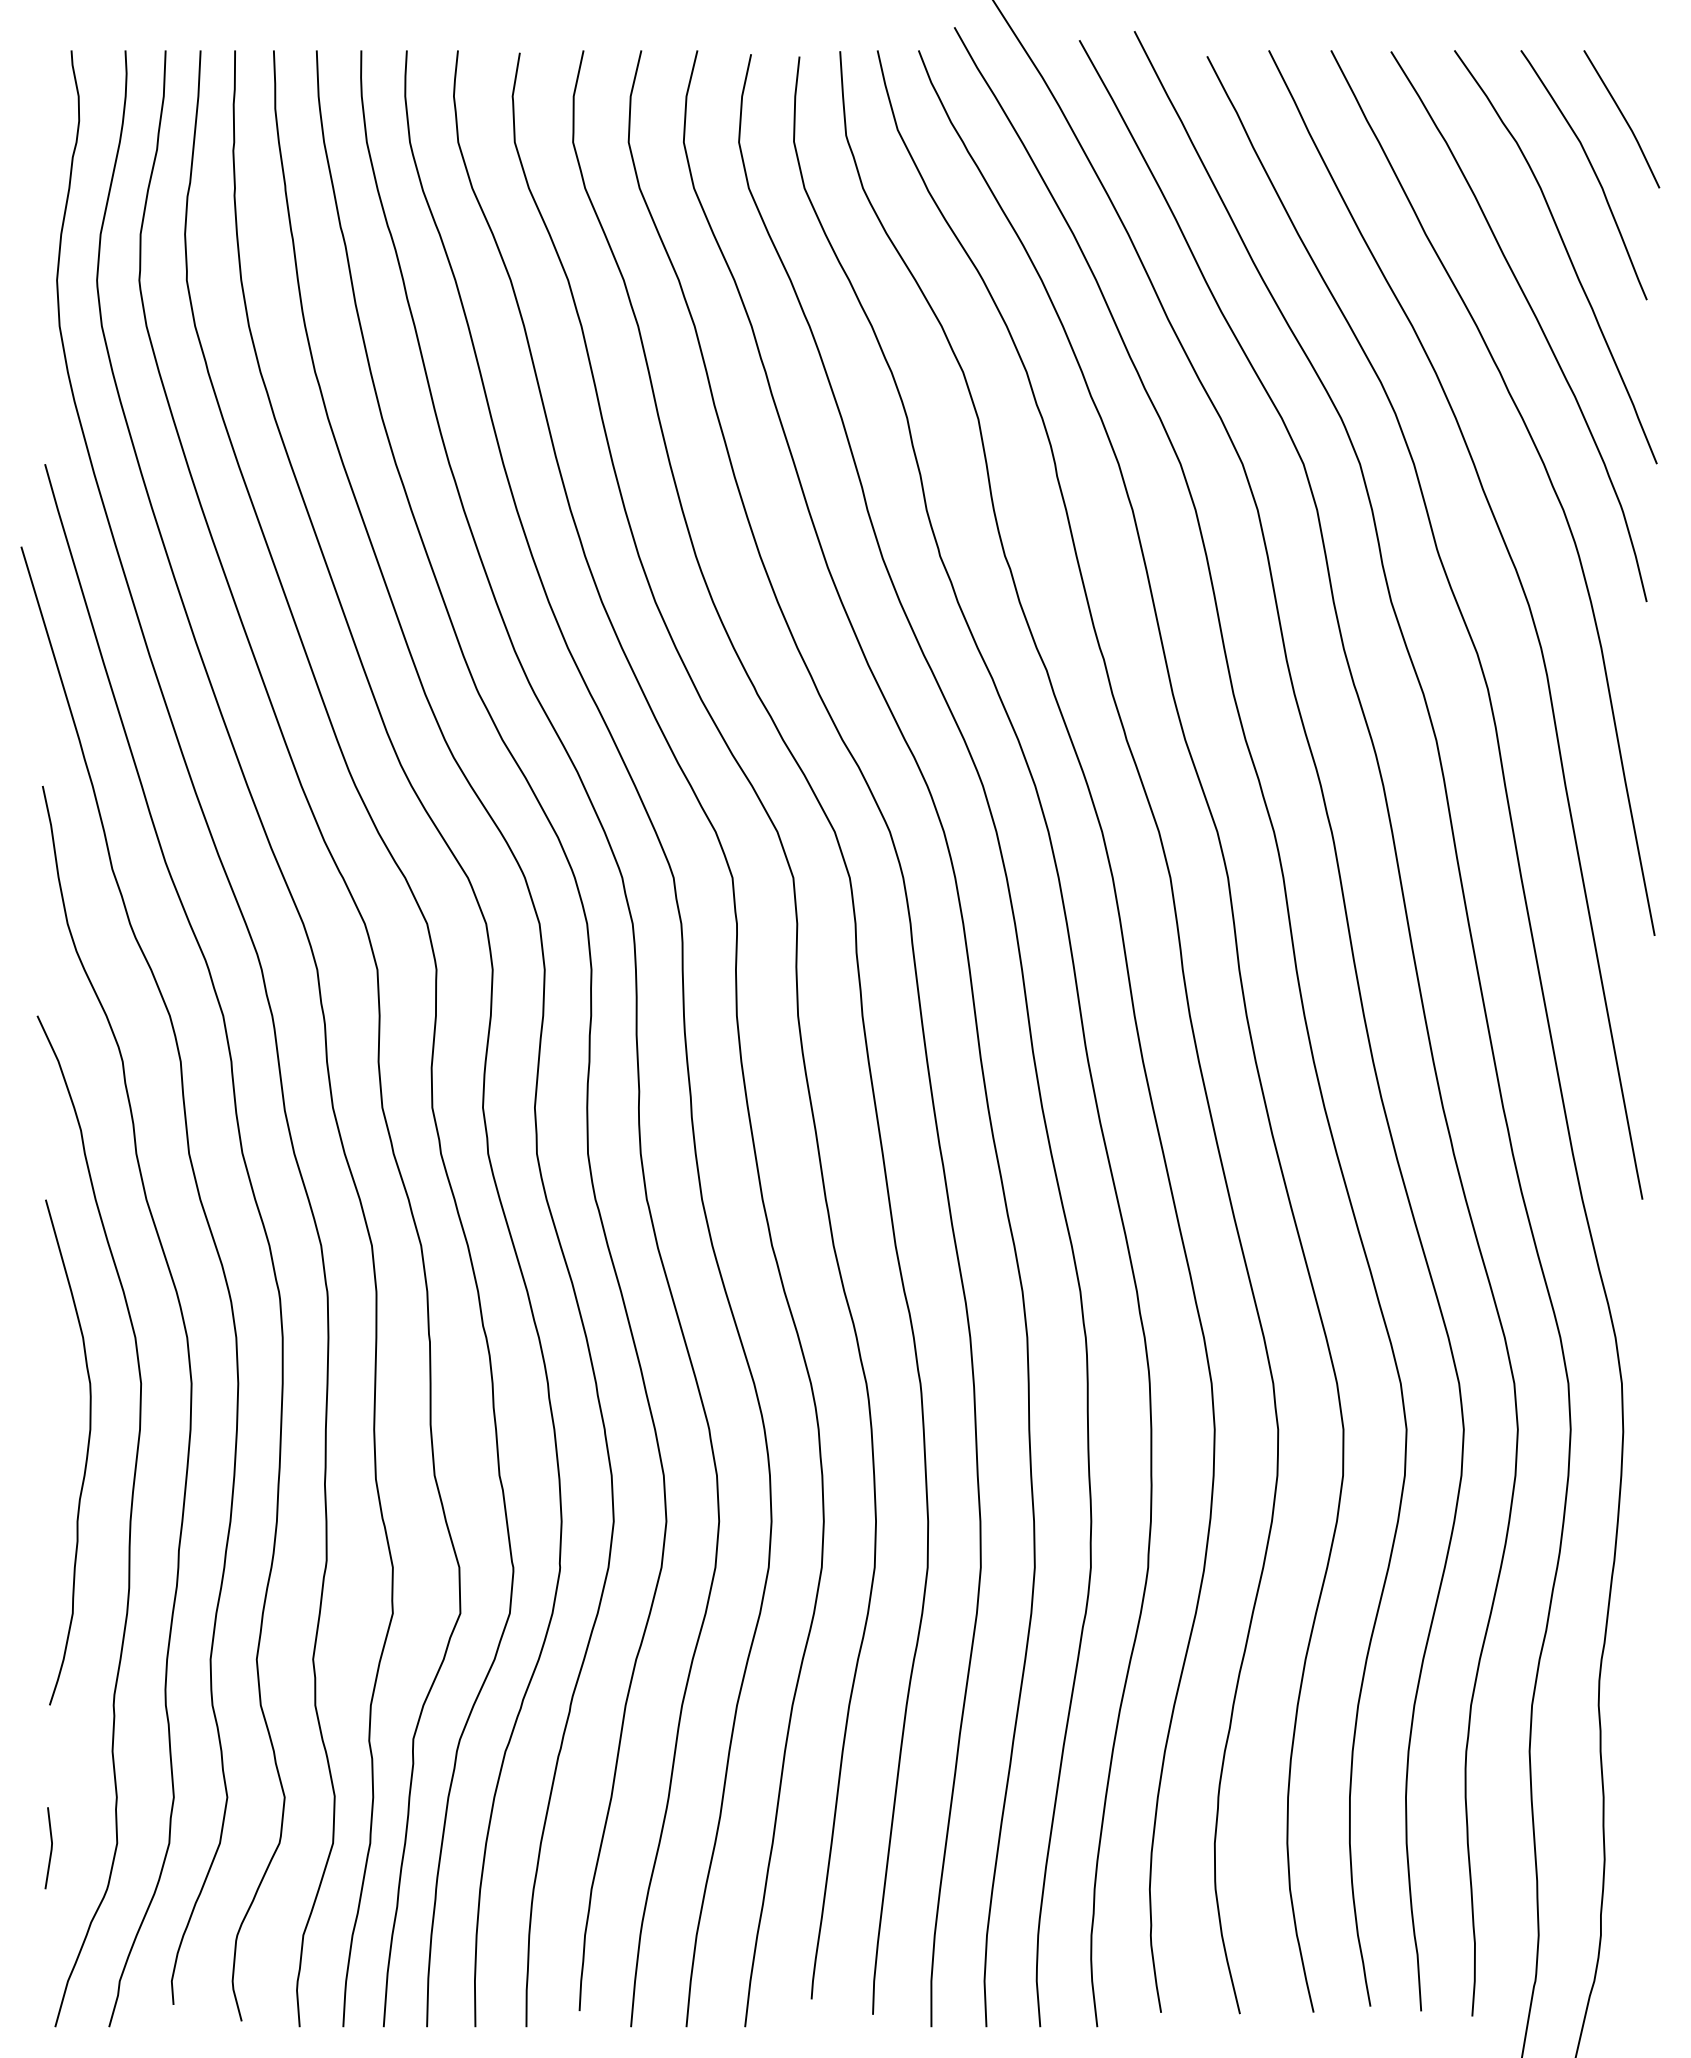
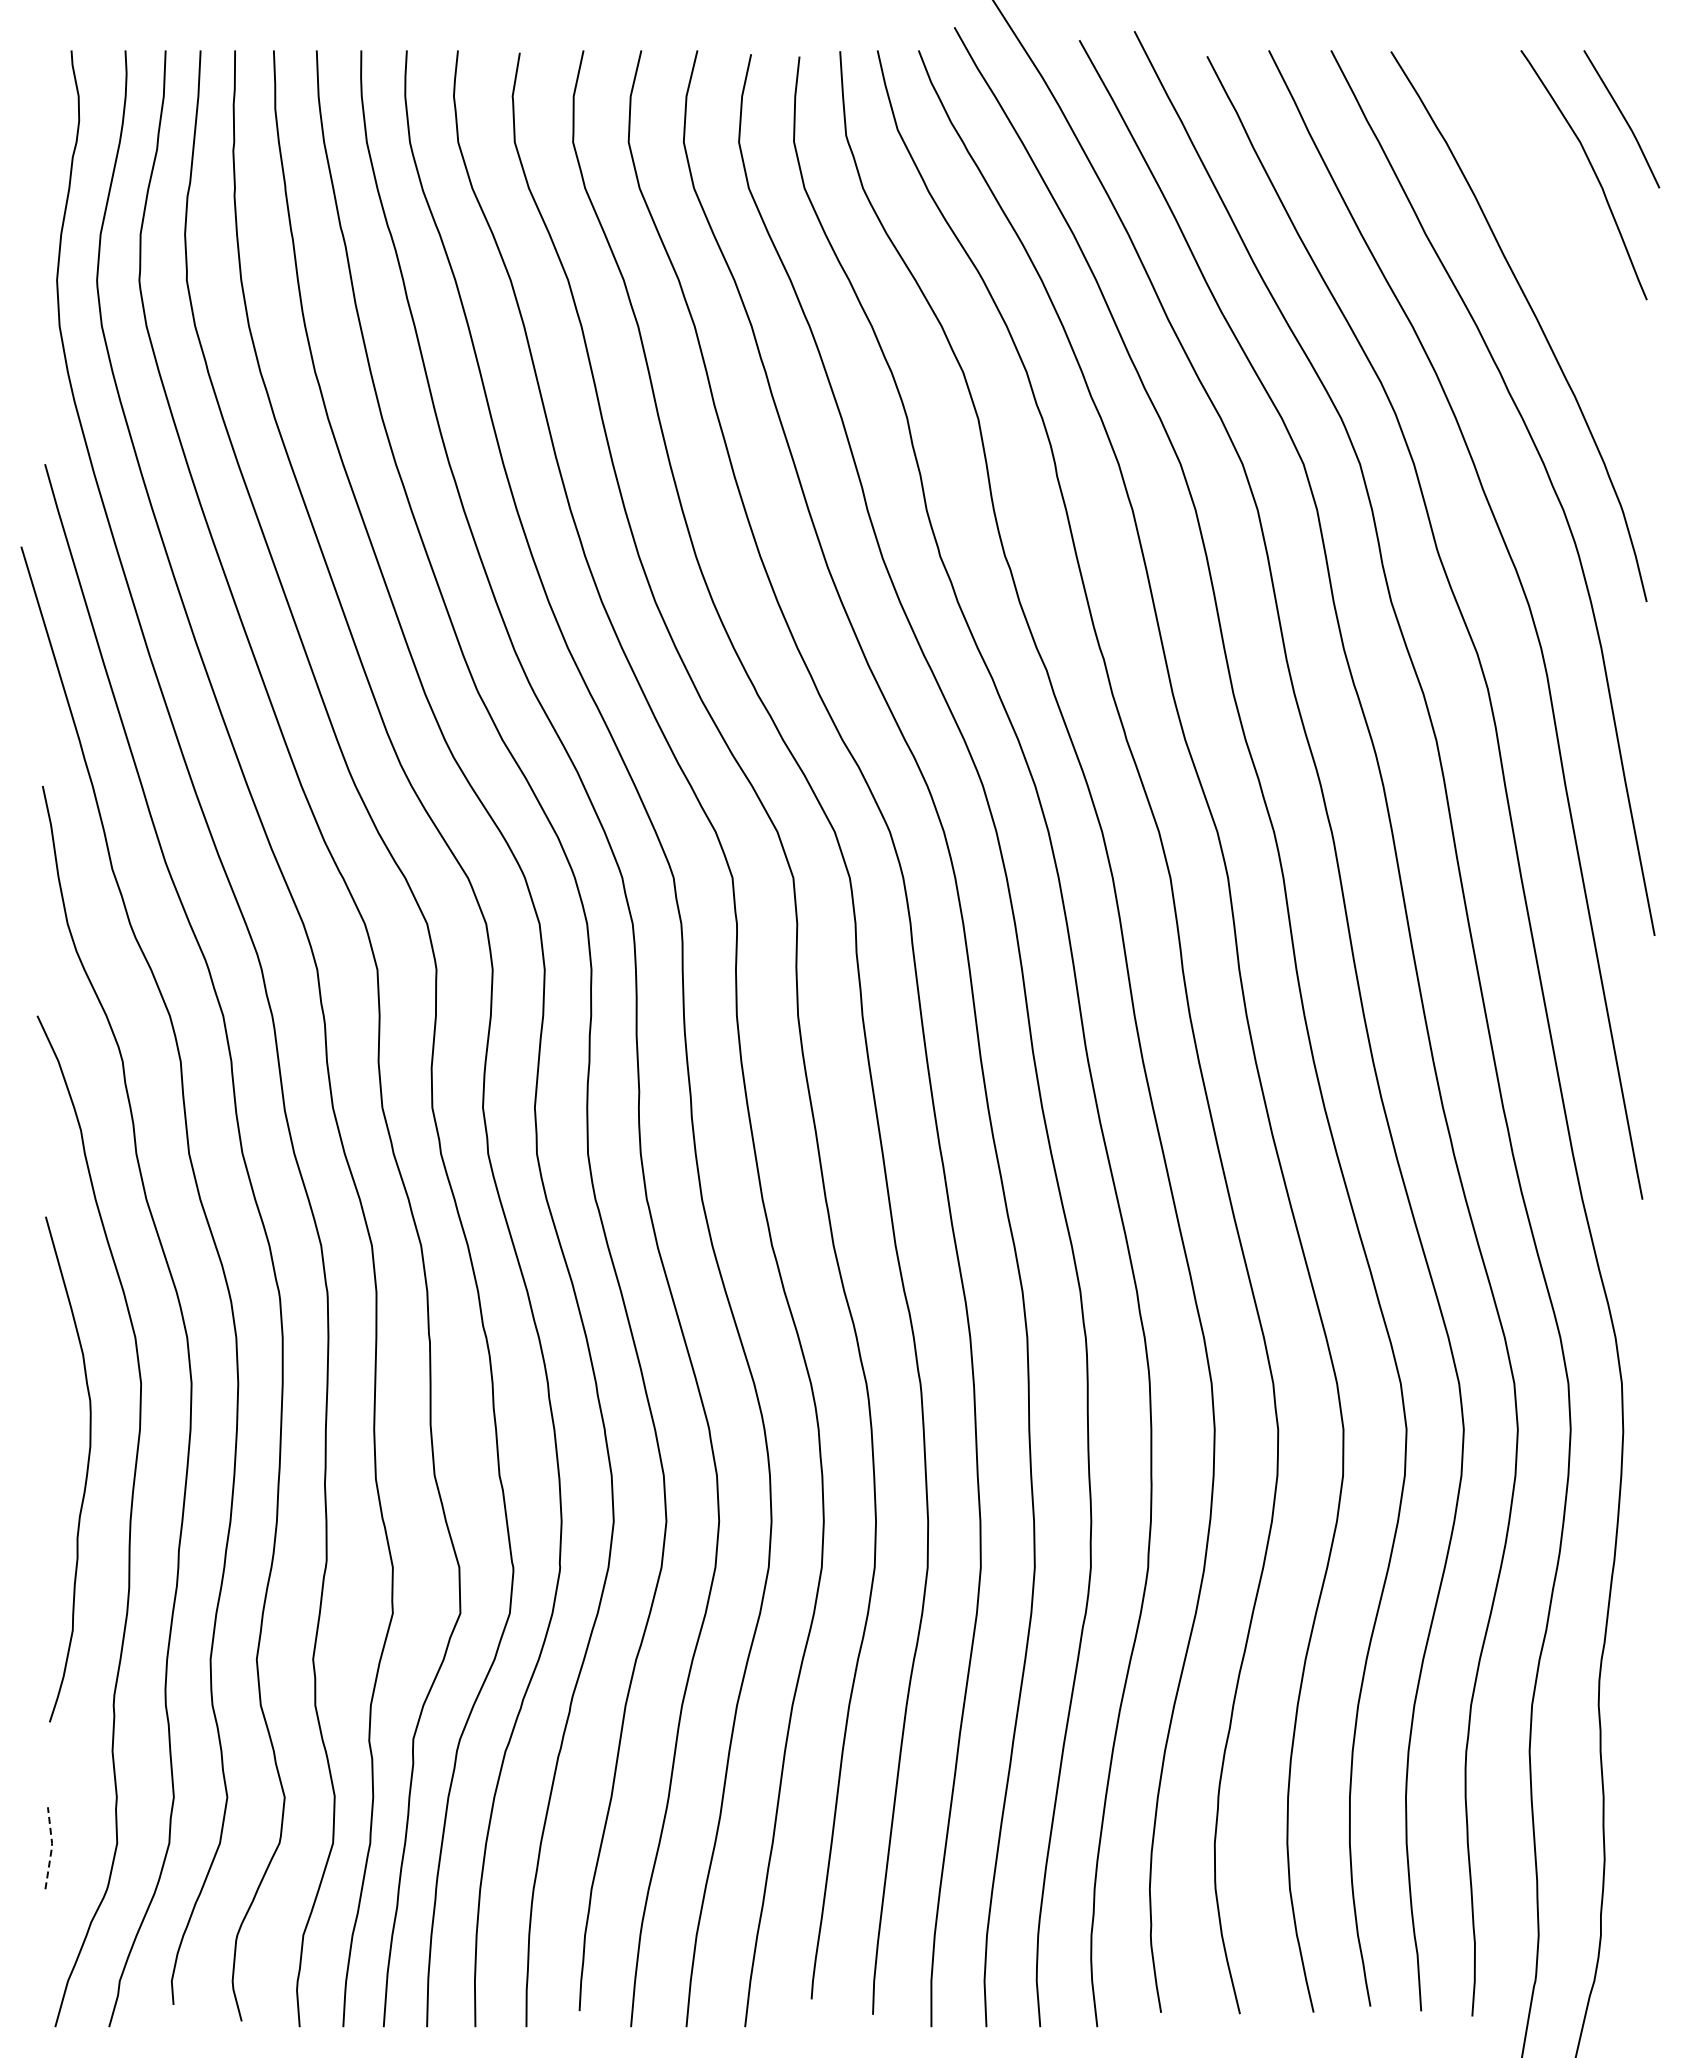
curve: present -> none (1566, 253)
curve position: (86, 1452) -> (86, 1469) (86, 1469)
line: solid -> dashed (51, 1847)
